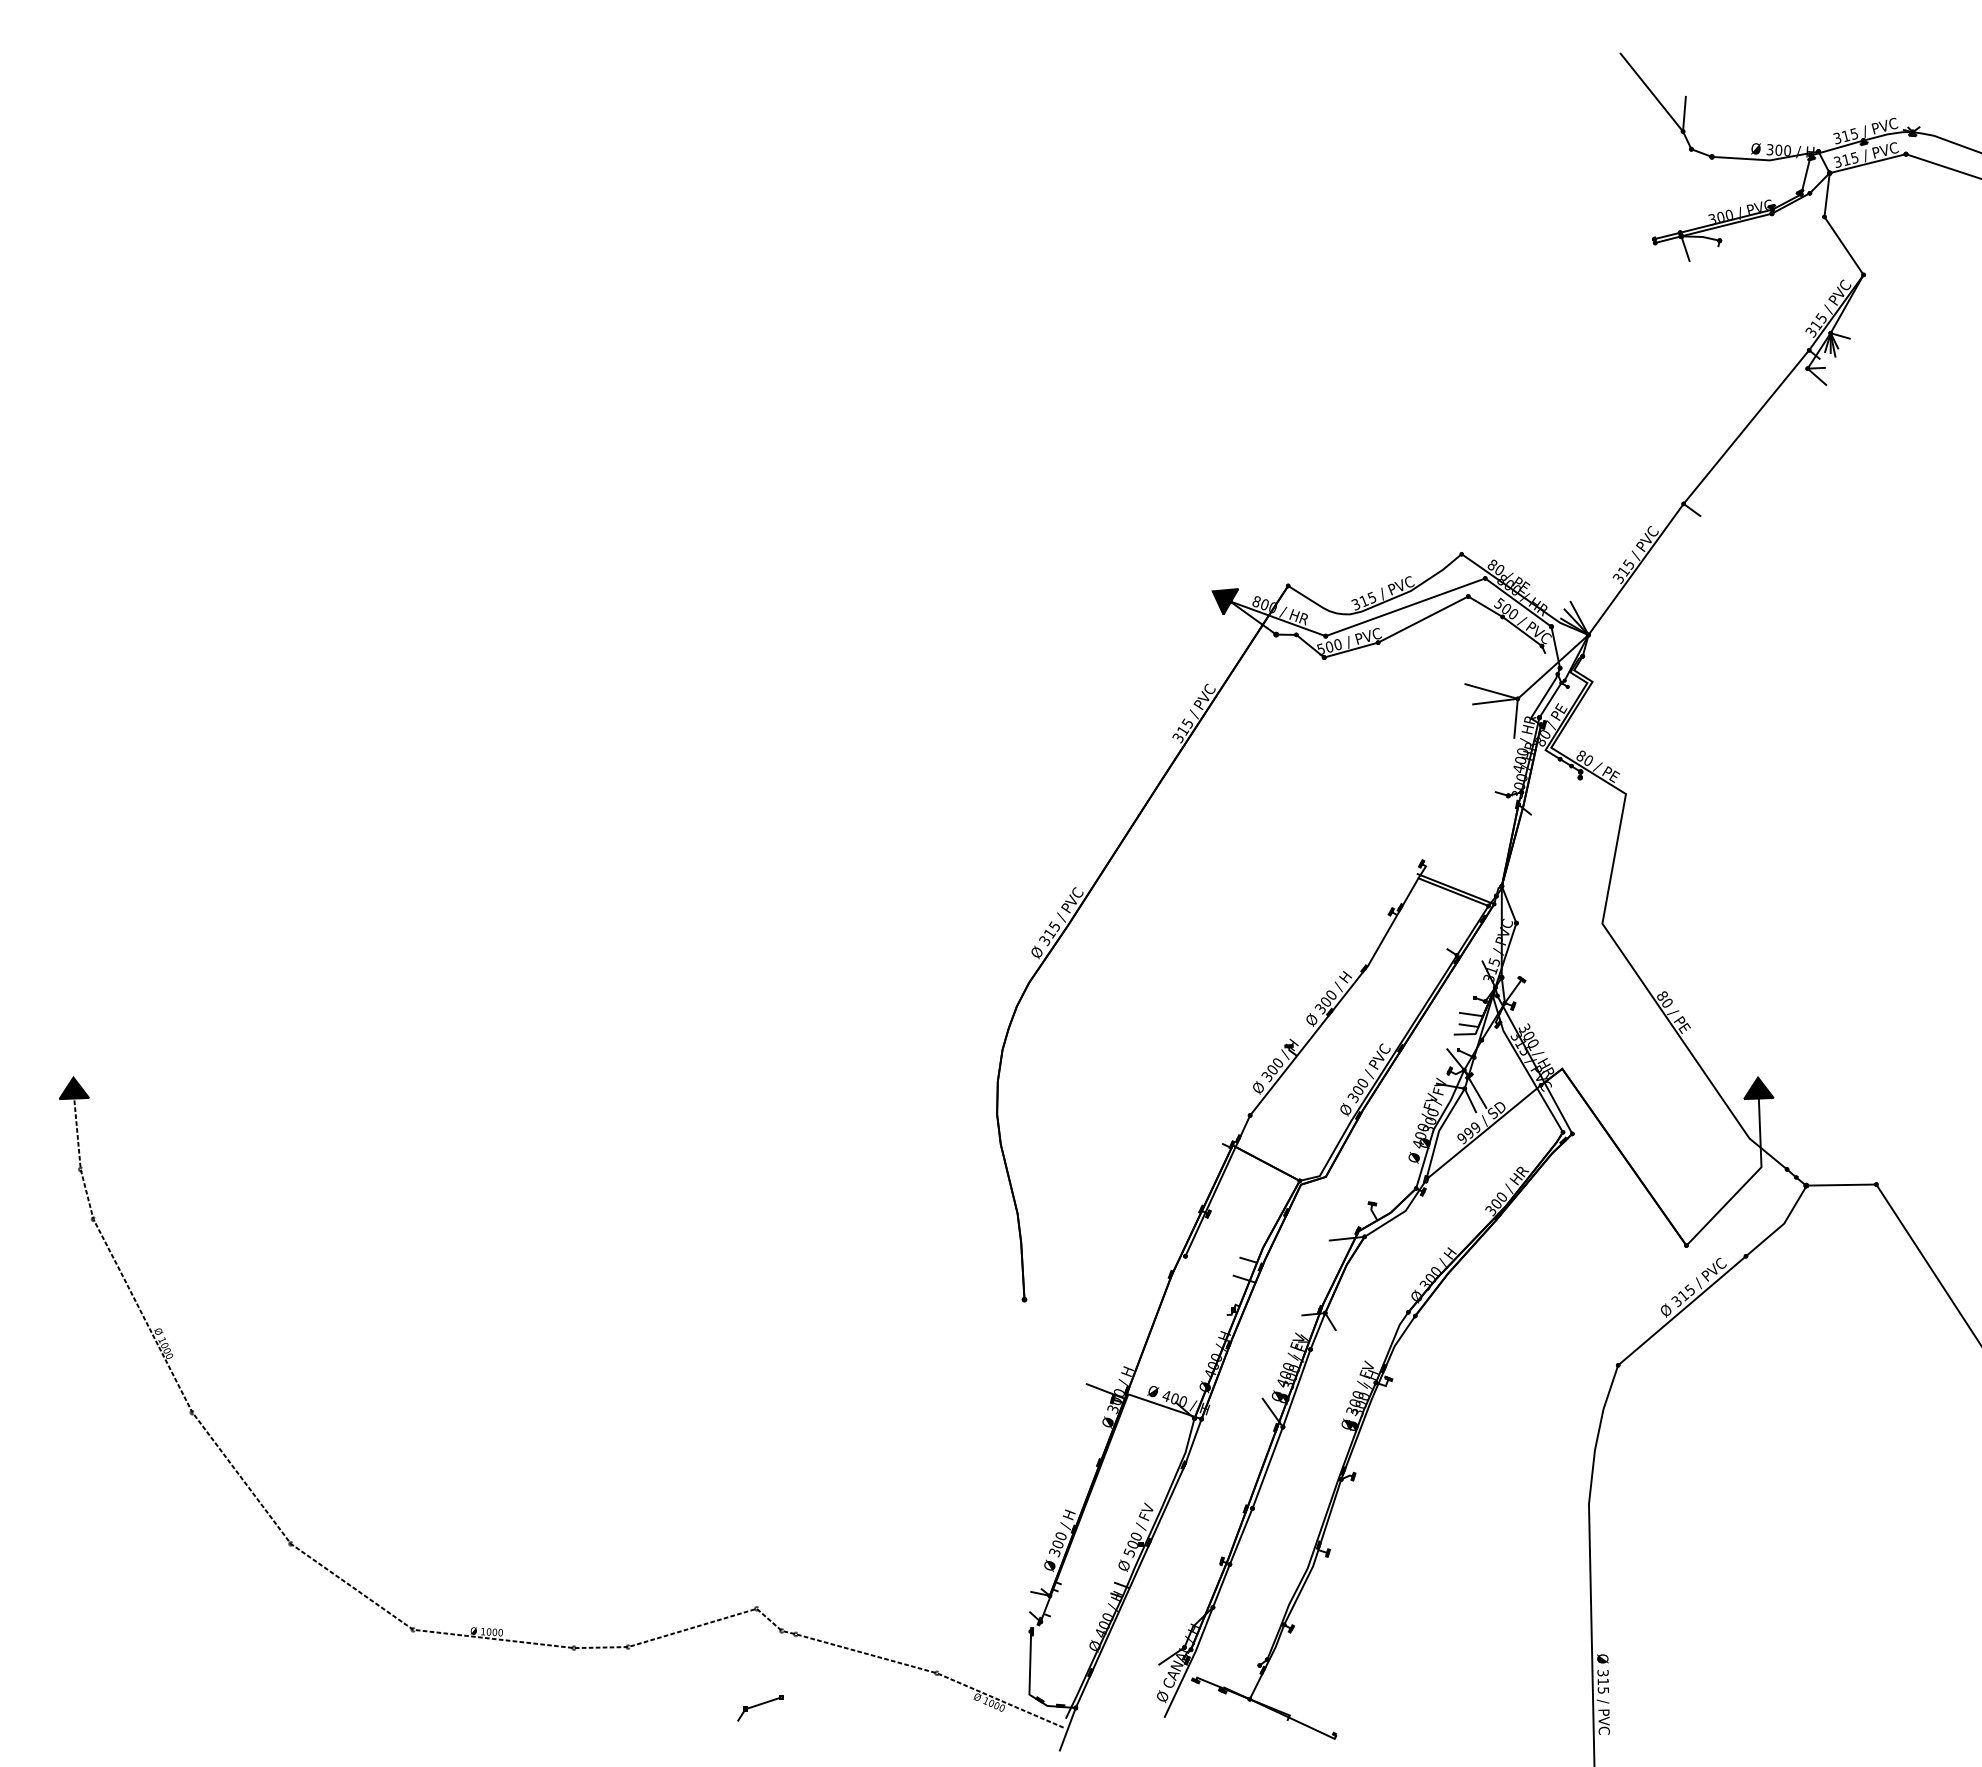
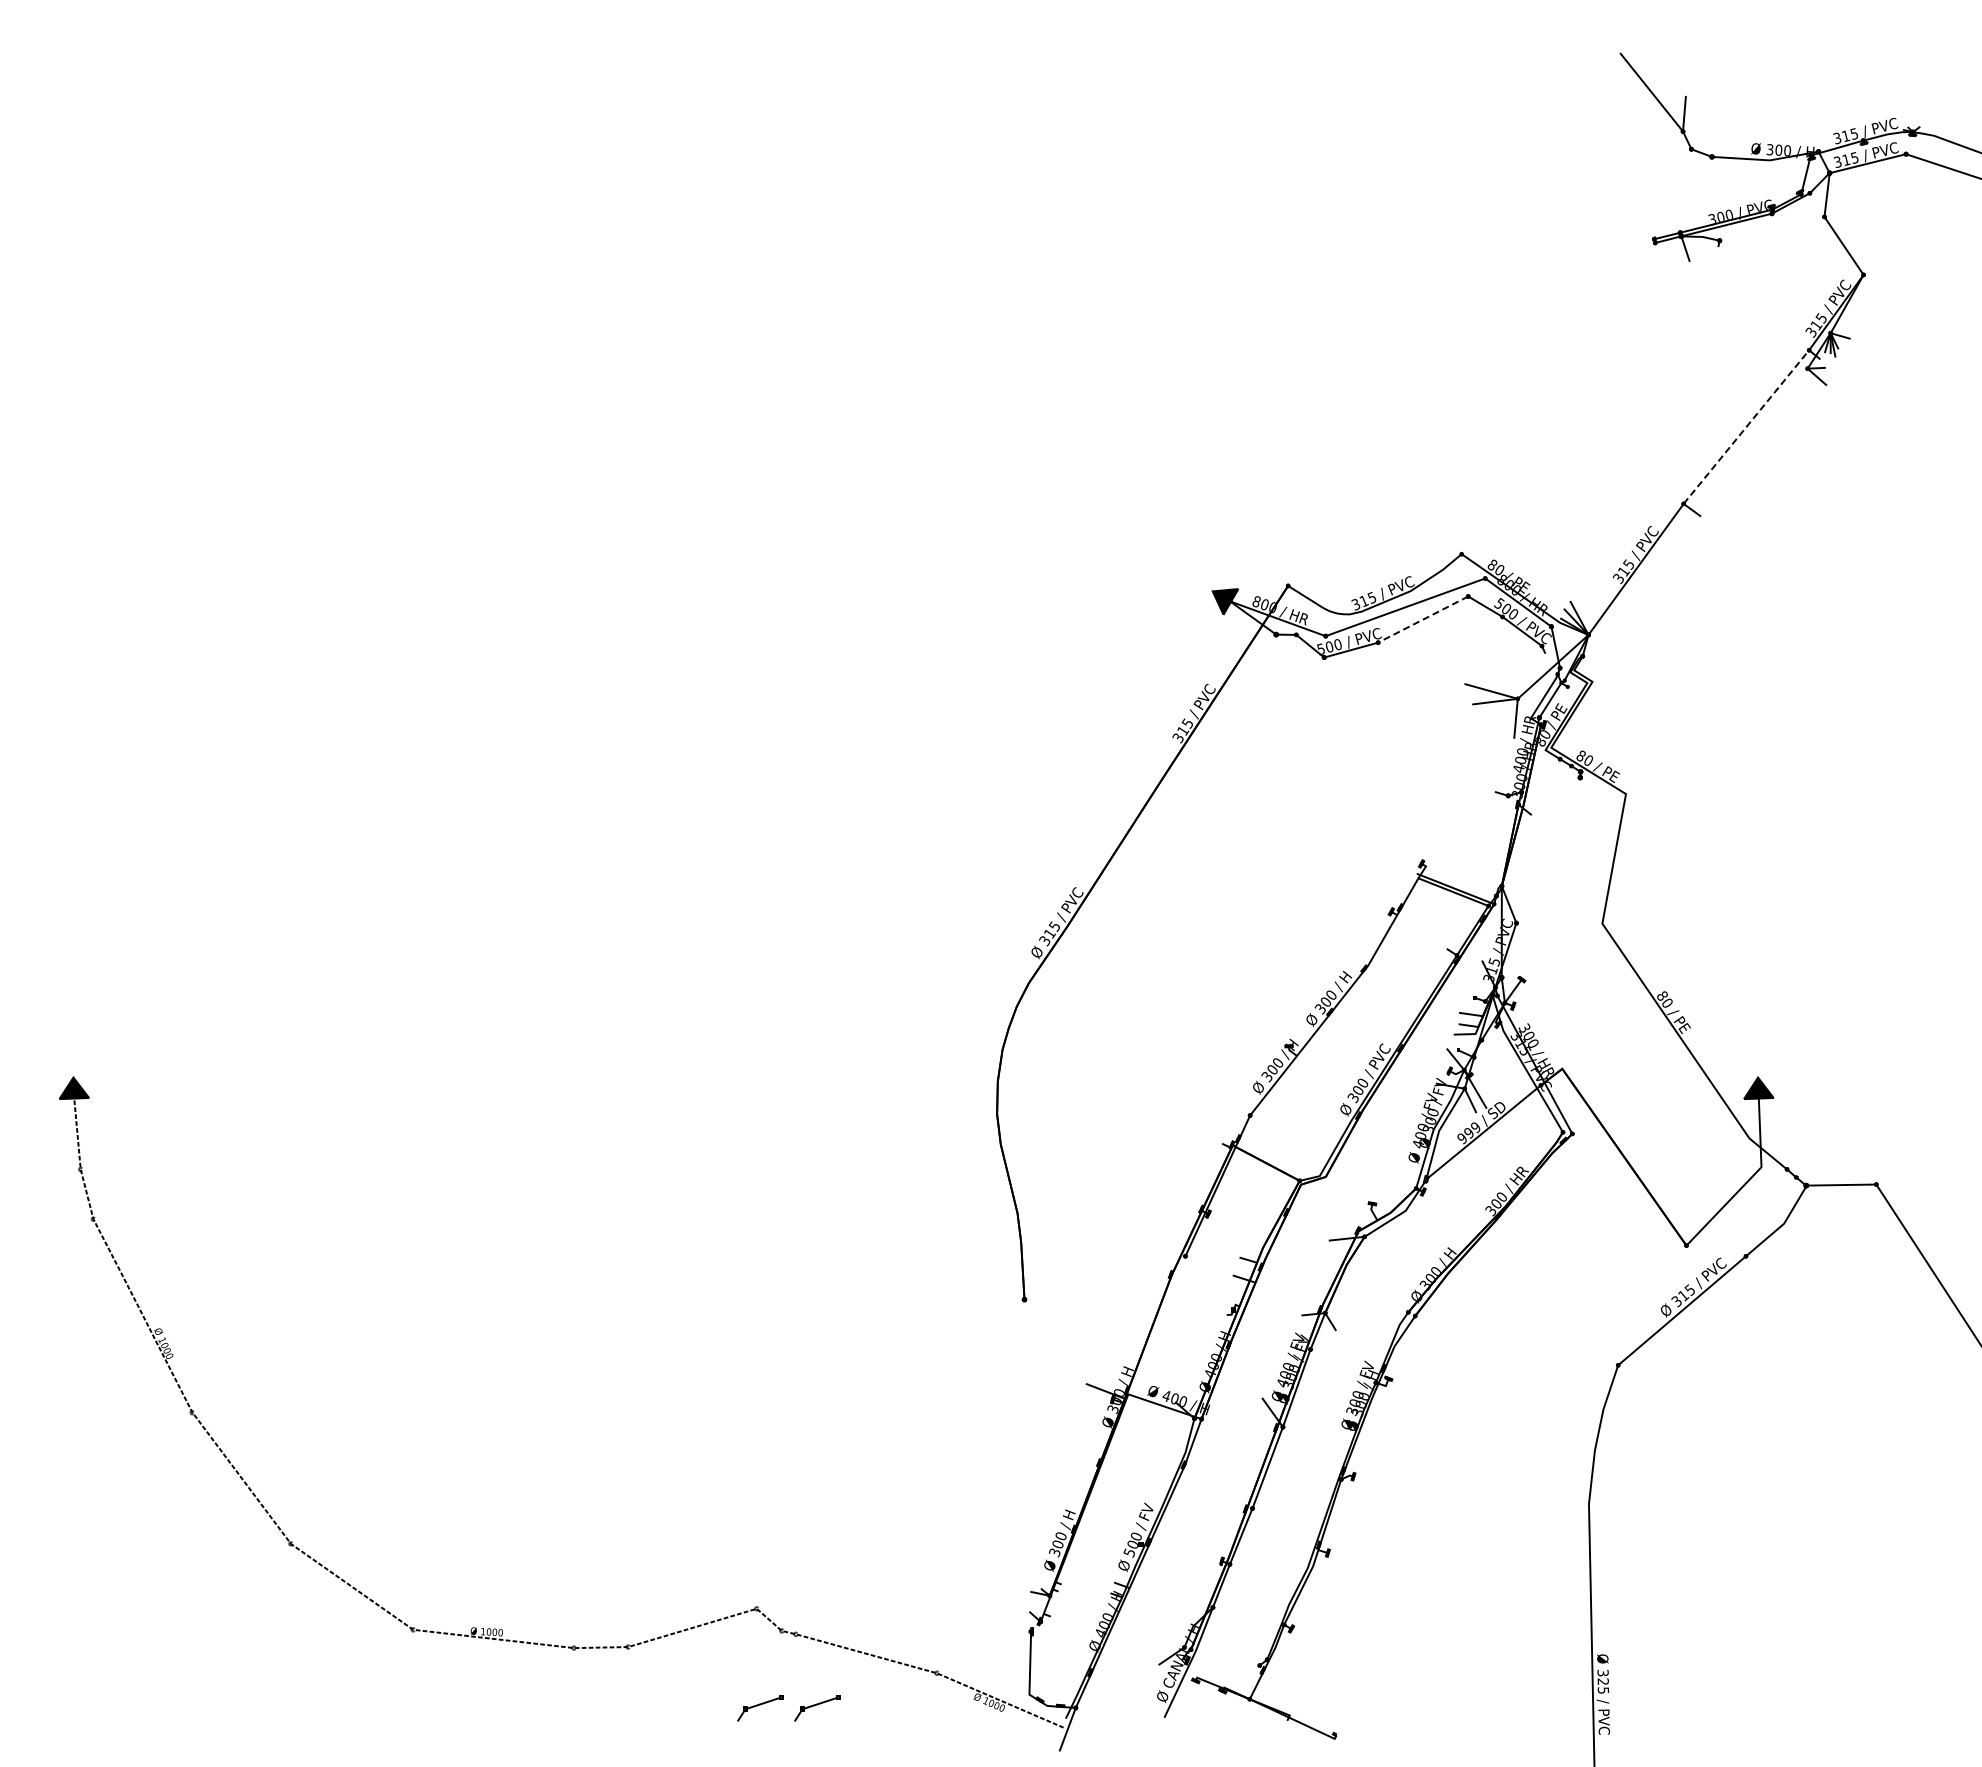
line: solid -> dashed (1746, 426)
line: solid -> dashed (1423, 619)
text: 315 -> 325 (1602, 1681)
part: none -> present (817, 1708)
